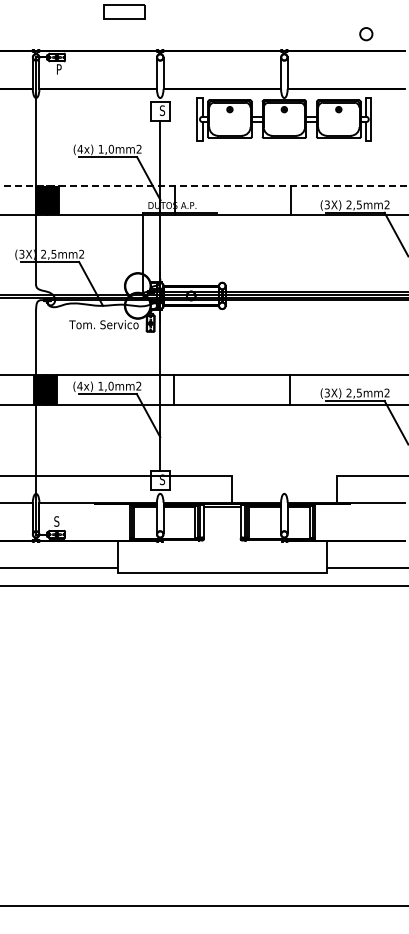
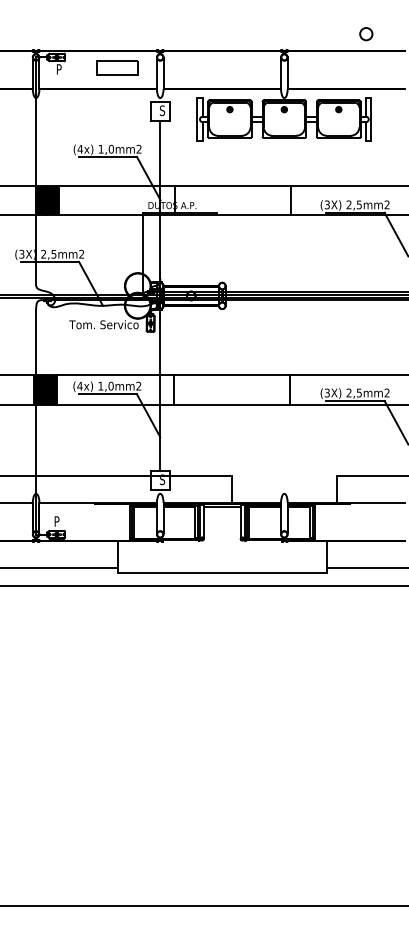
part position: (124, 11) -> (117, 67) (117, 67)
line: dashed -> solid (204, 185)
text: S -> P (56, 521)
